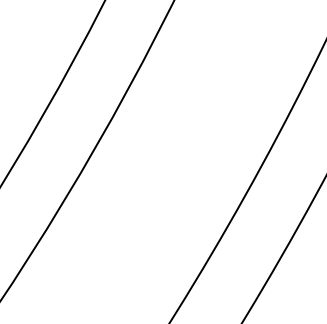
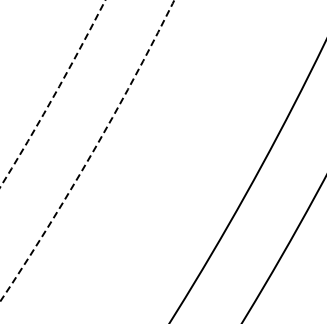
arc: solid -> dashed (54, 94)
arc: solid -> dashed (92, 153)
